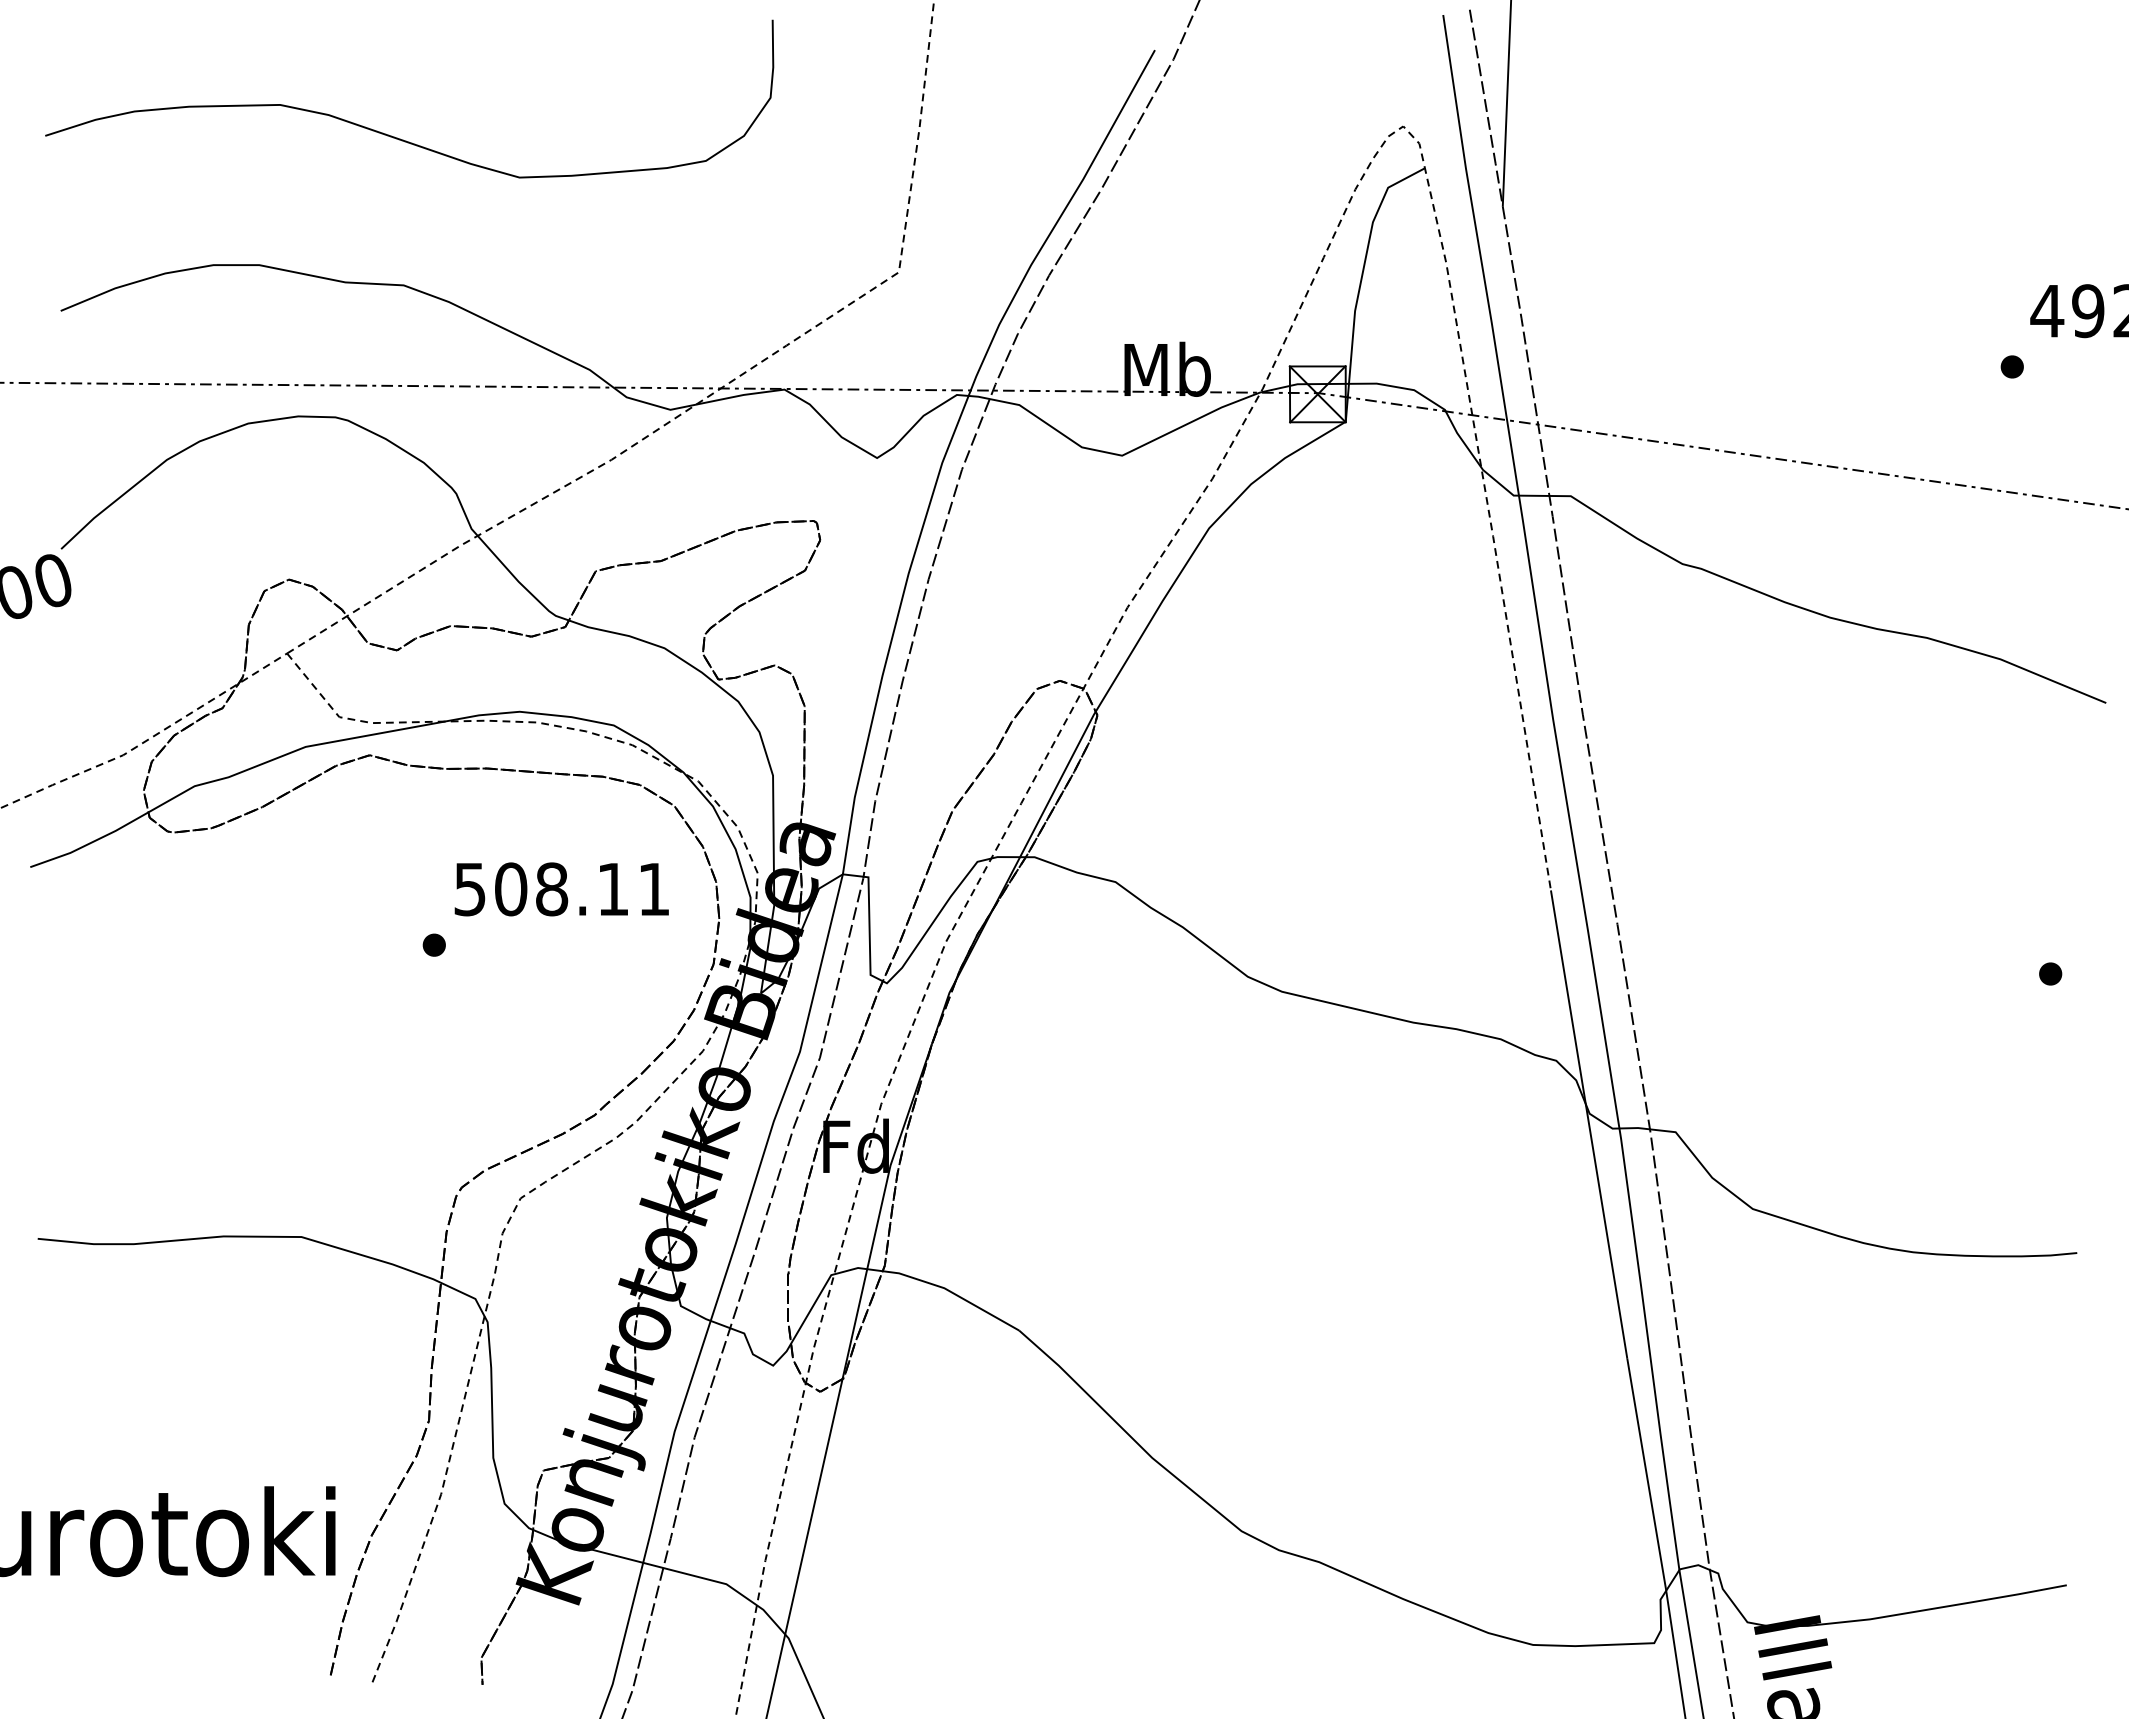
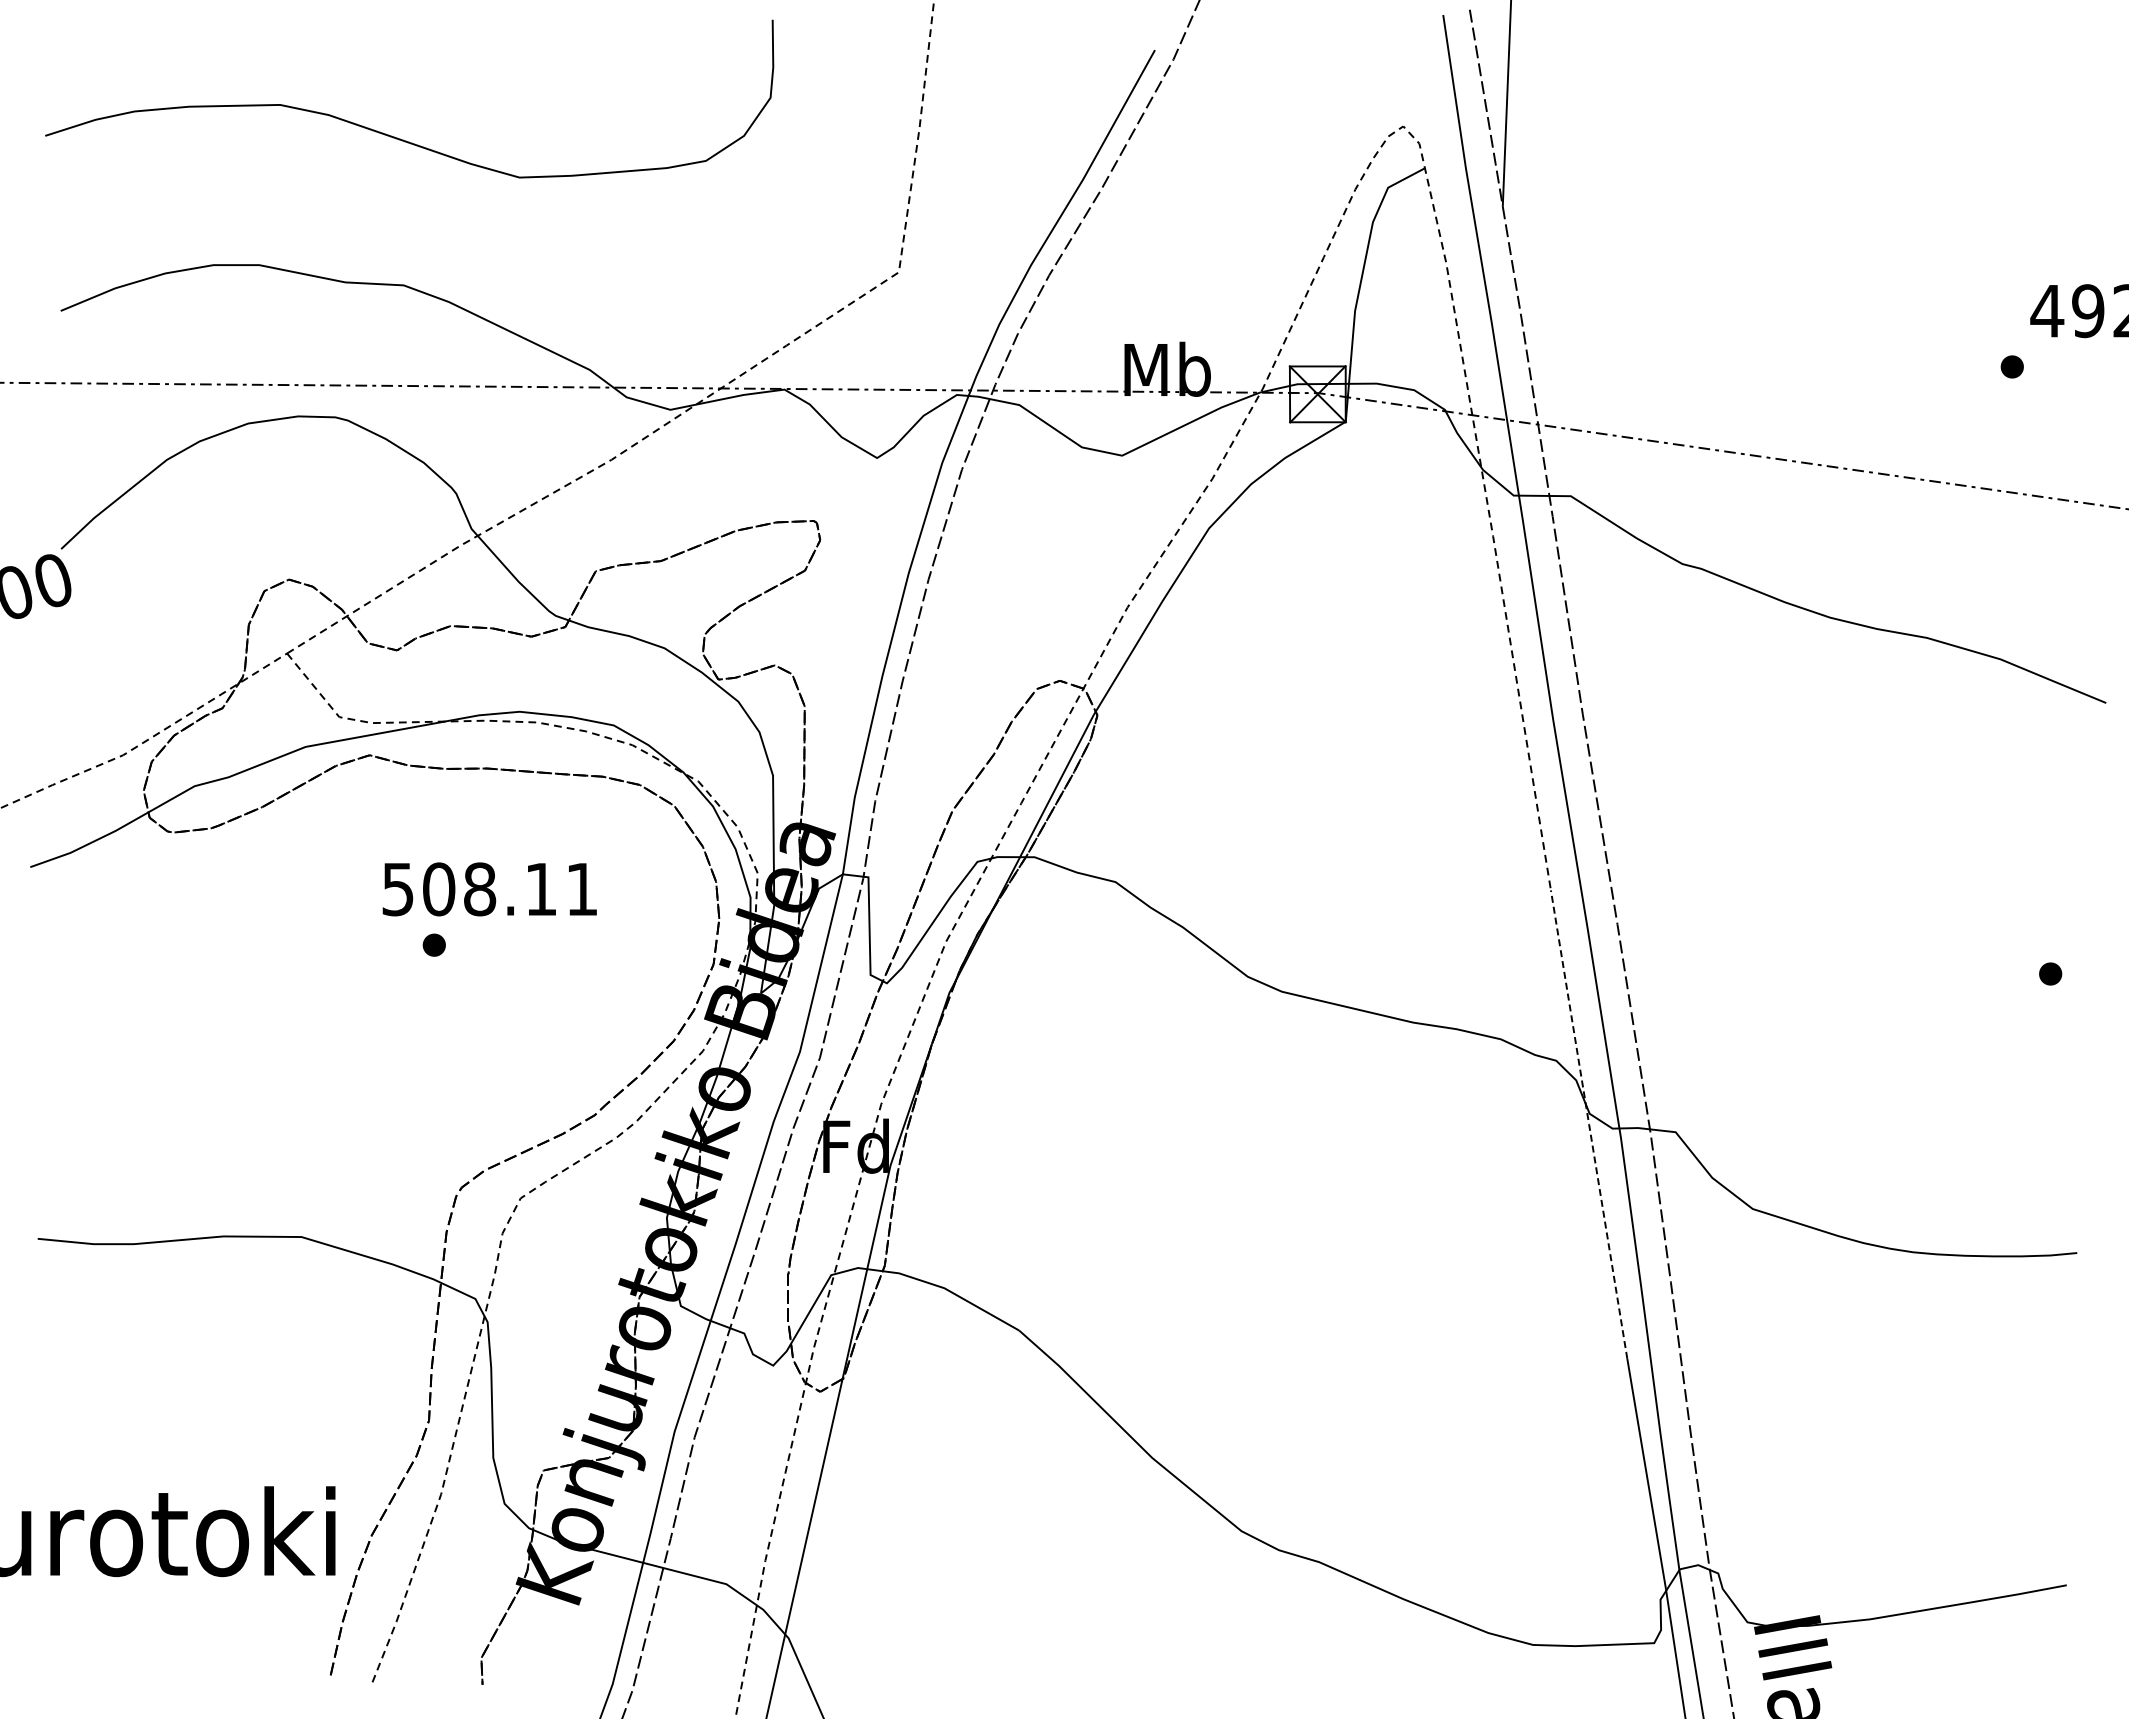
text position: (561, 889) -> (489, 889) (489, 889)
line: solid -> dashed (1589, 1124)
